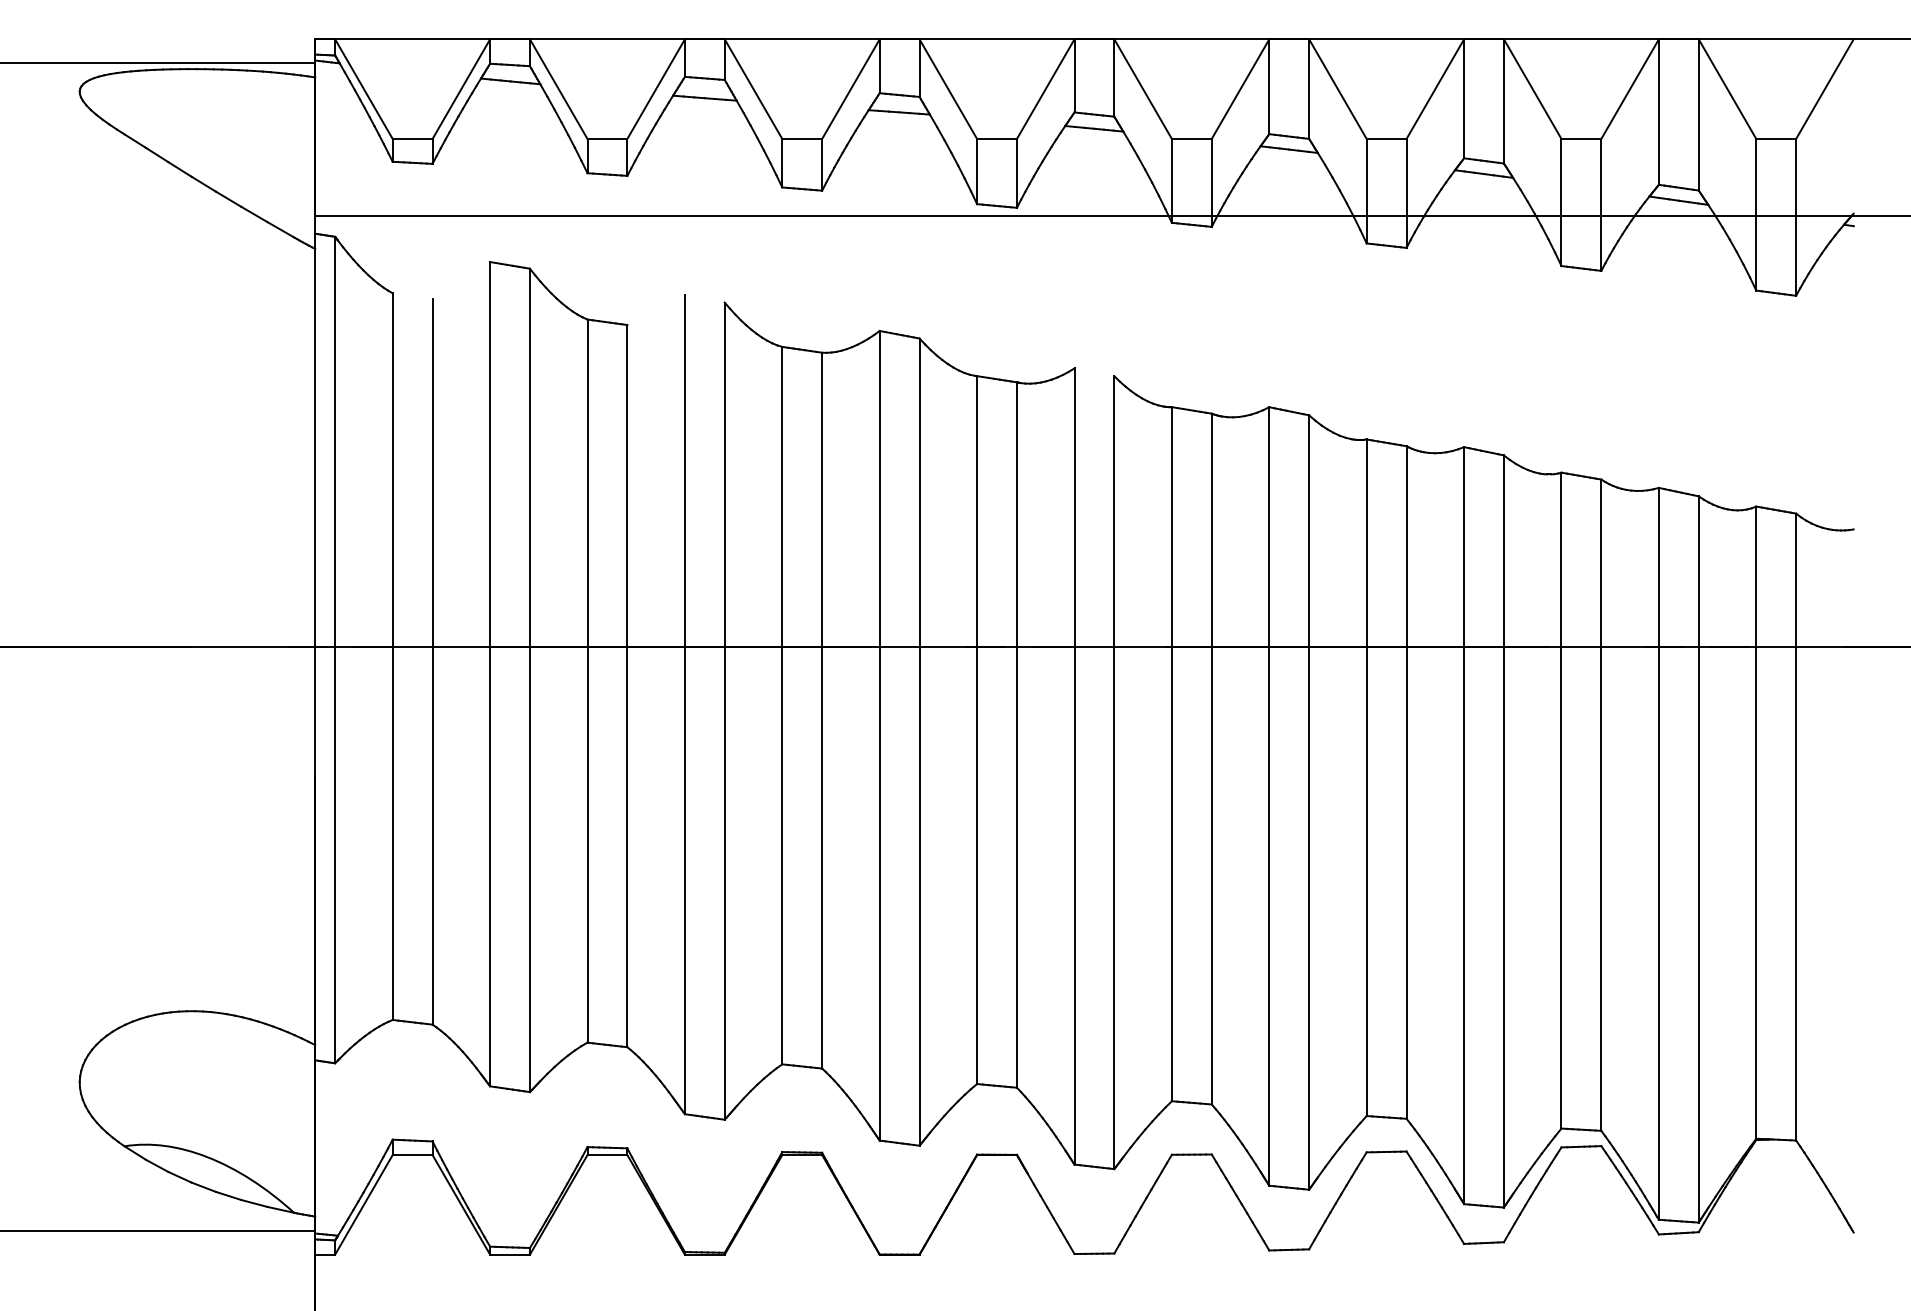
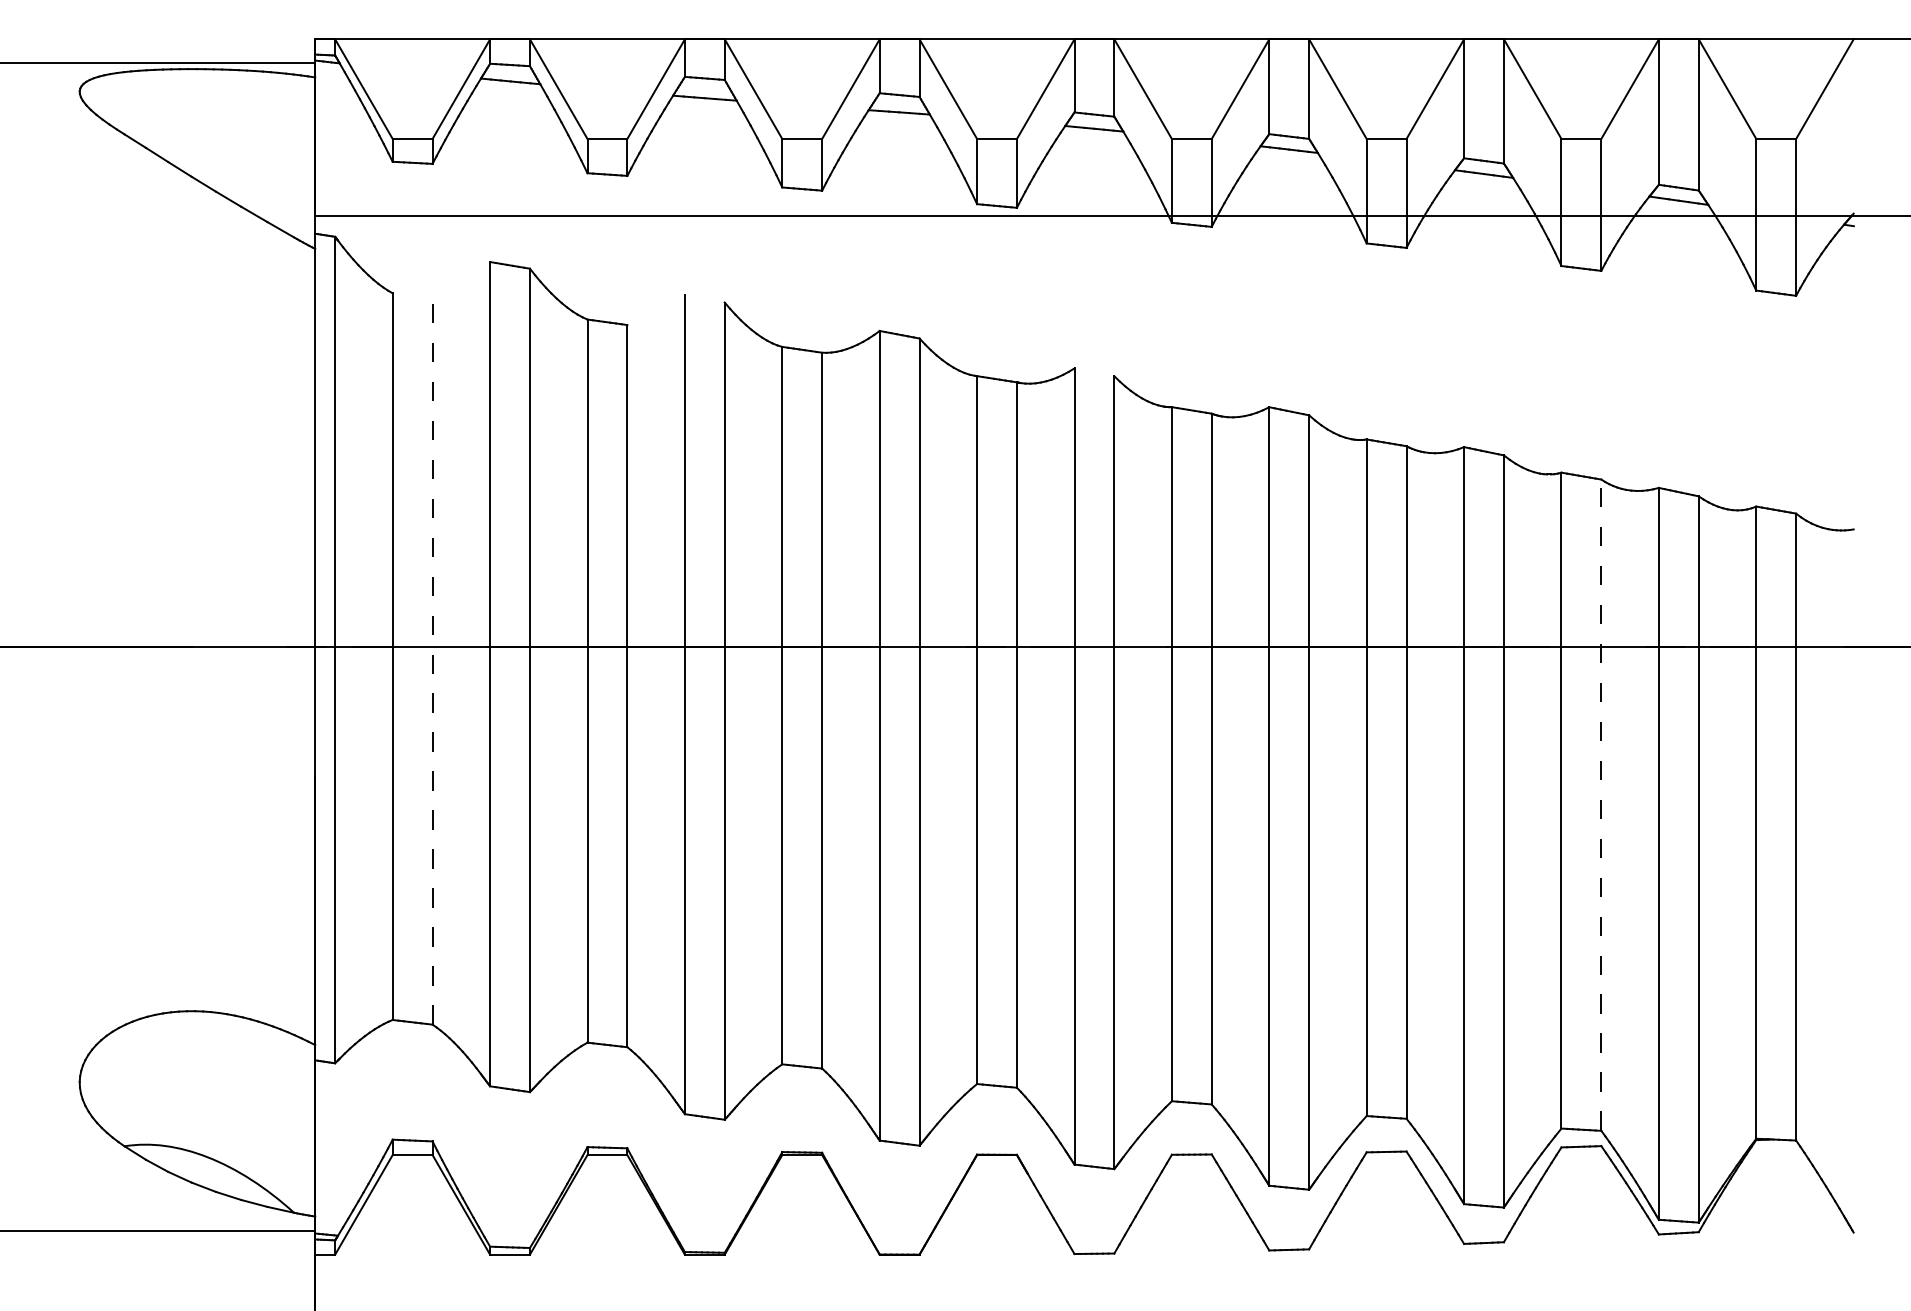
line: solid -> dashed (432, 661)
line: solid -> dashed (1601, 805)
